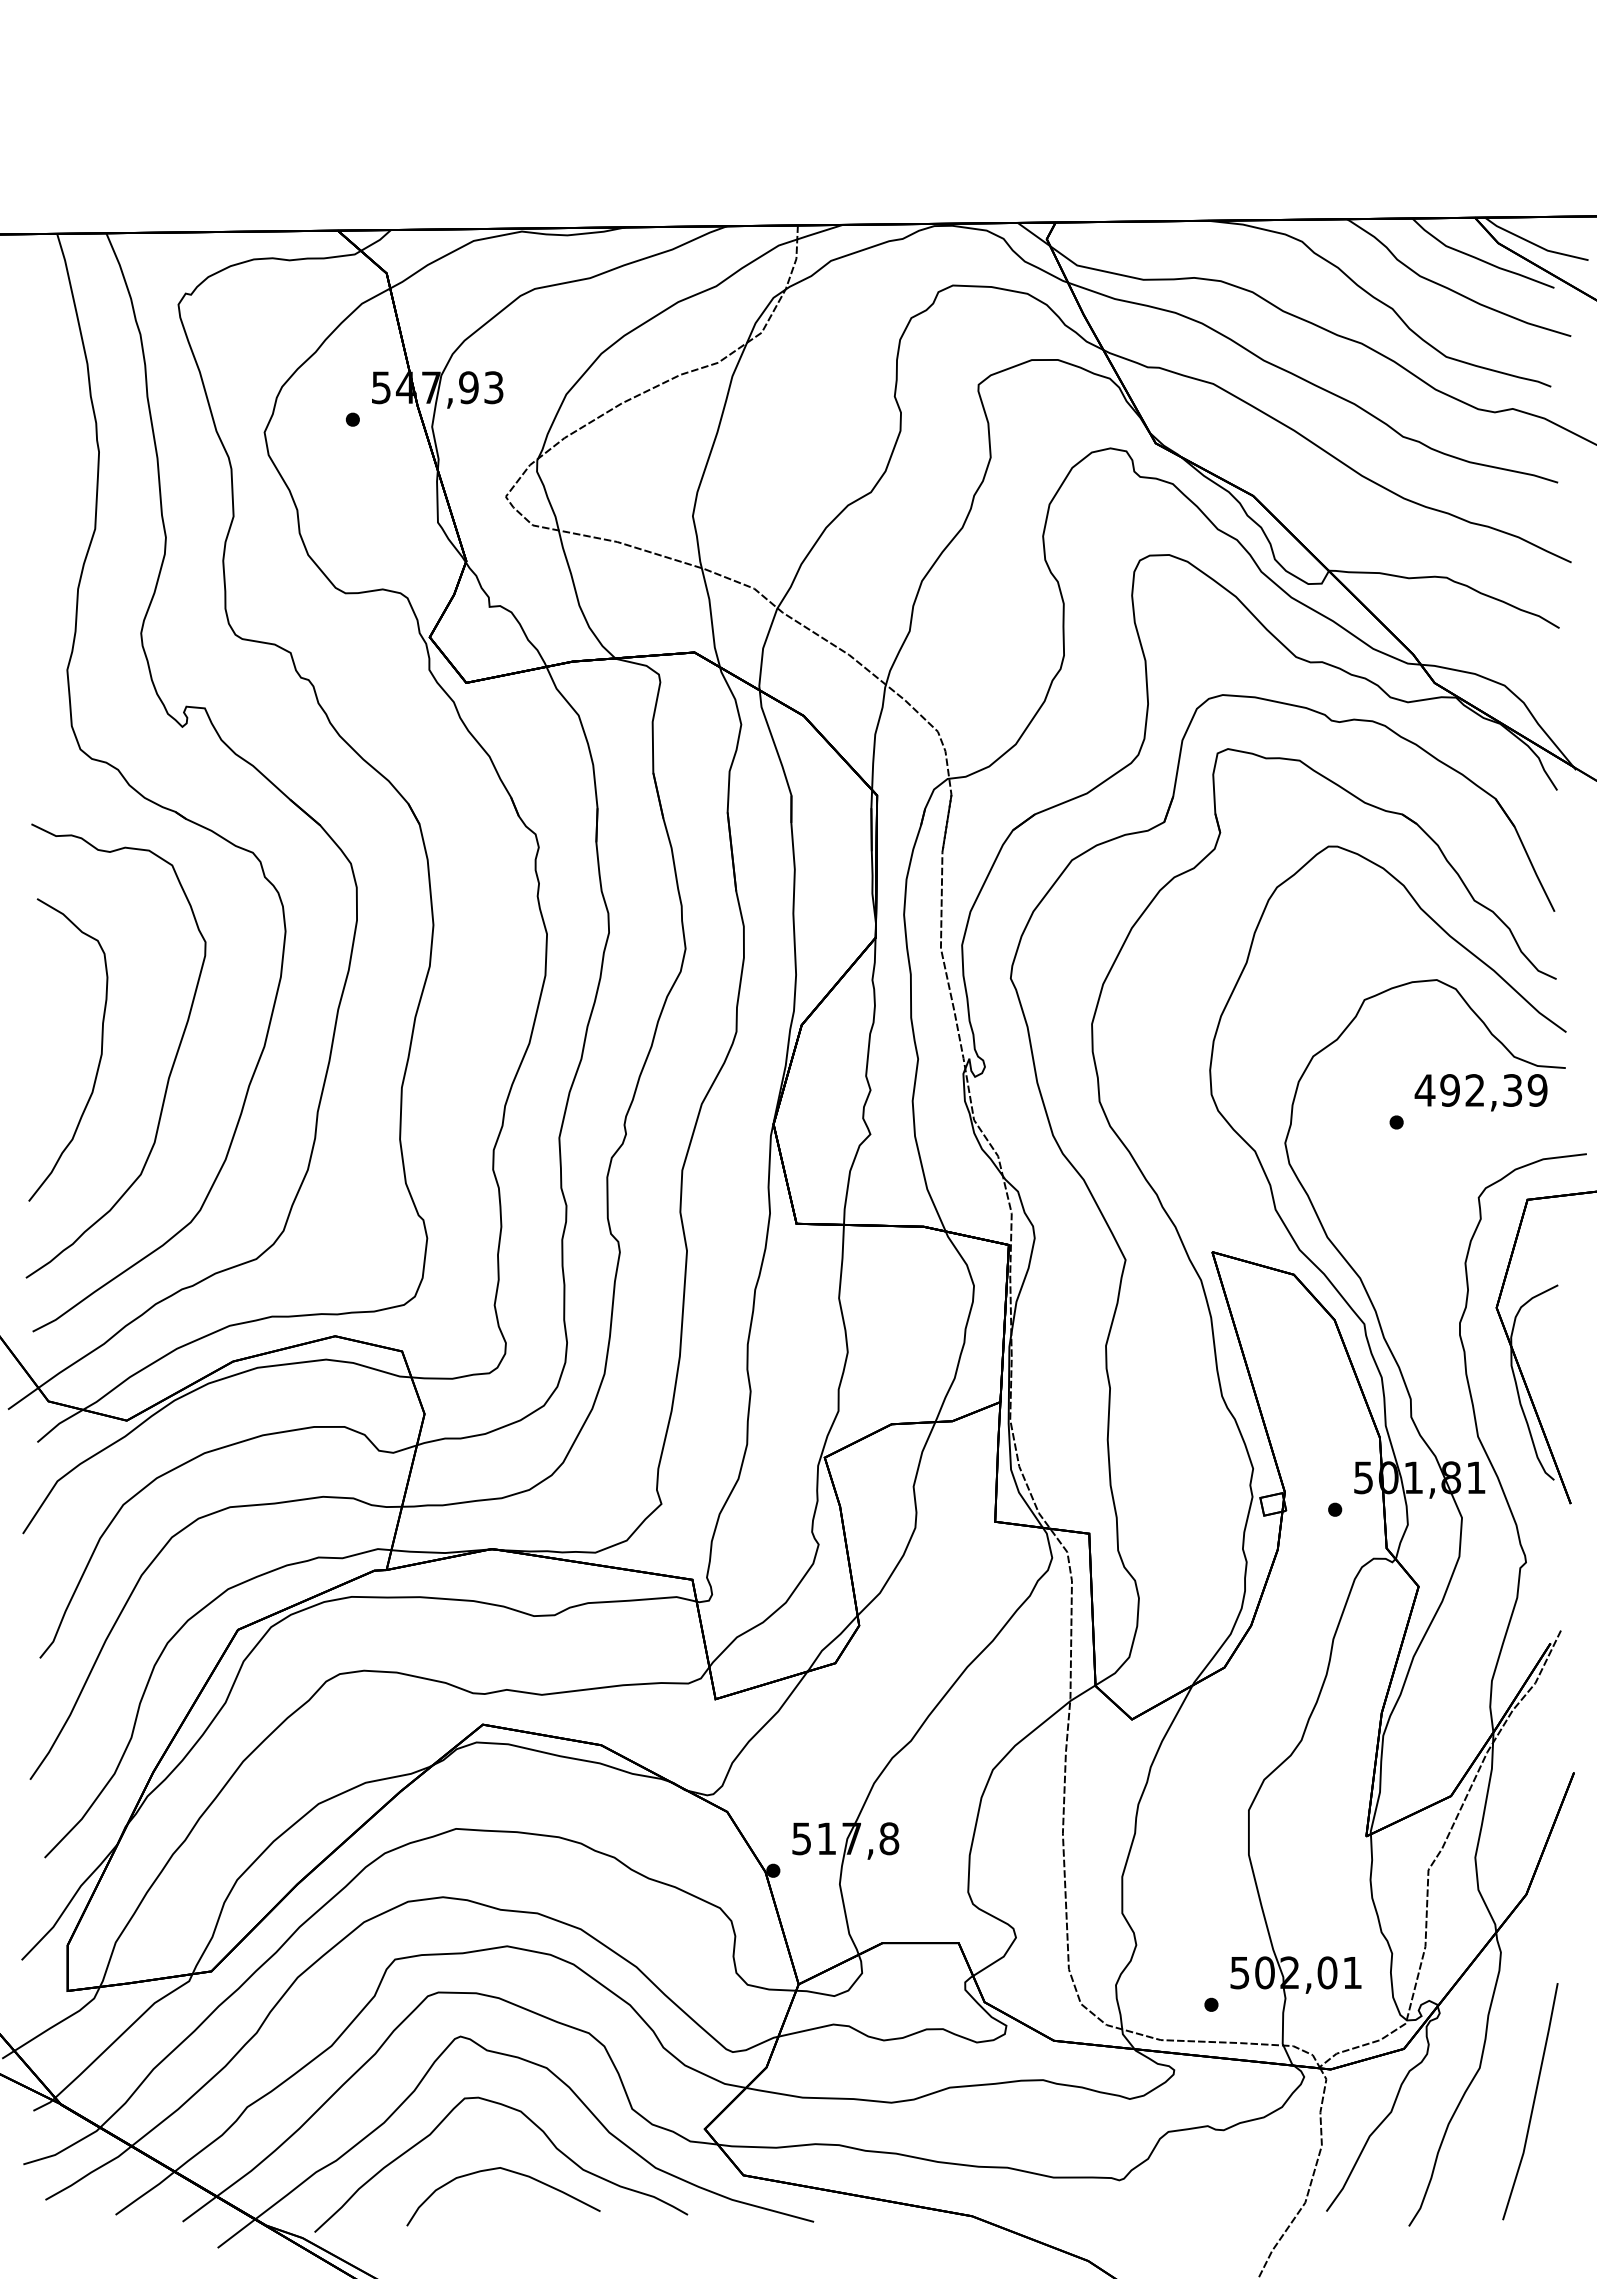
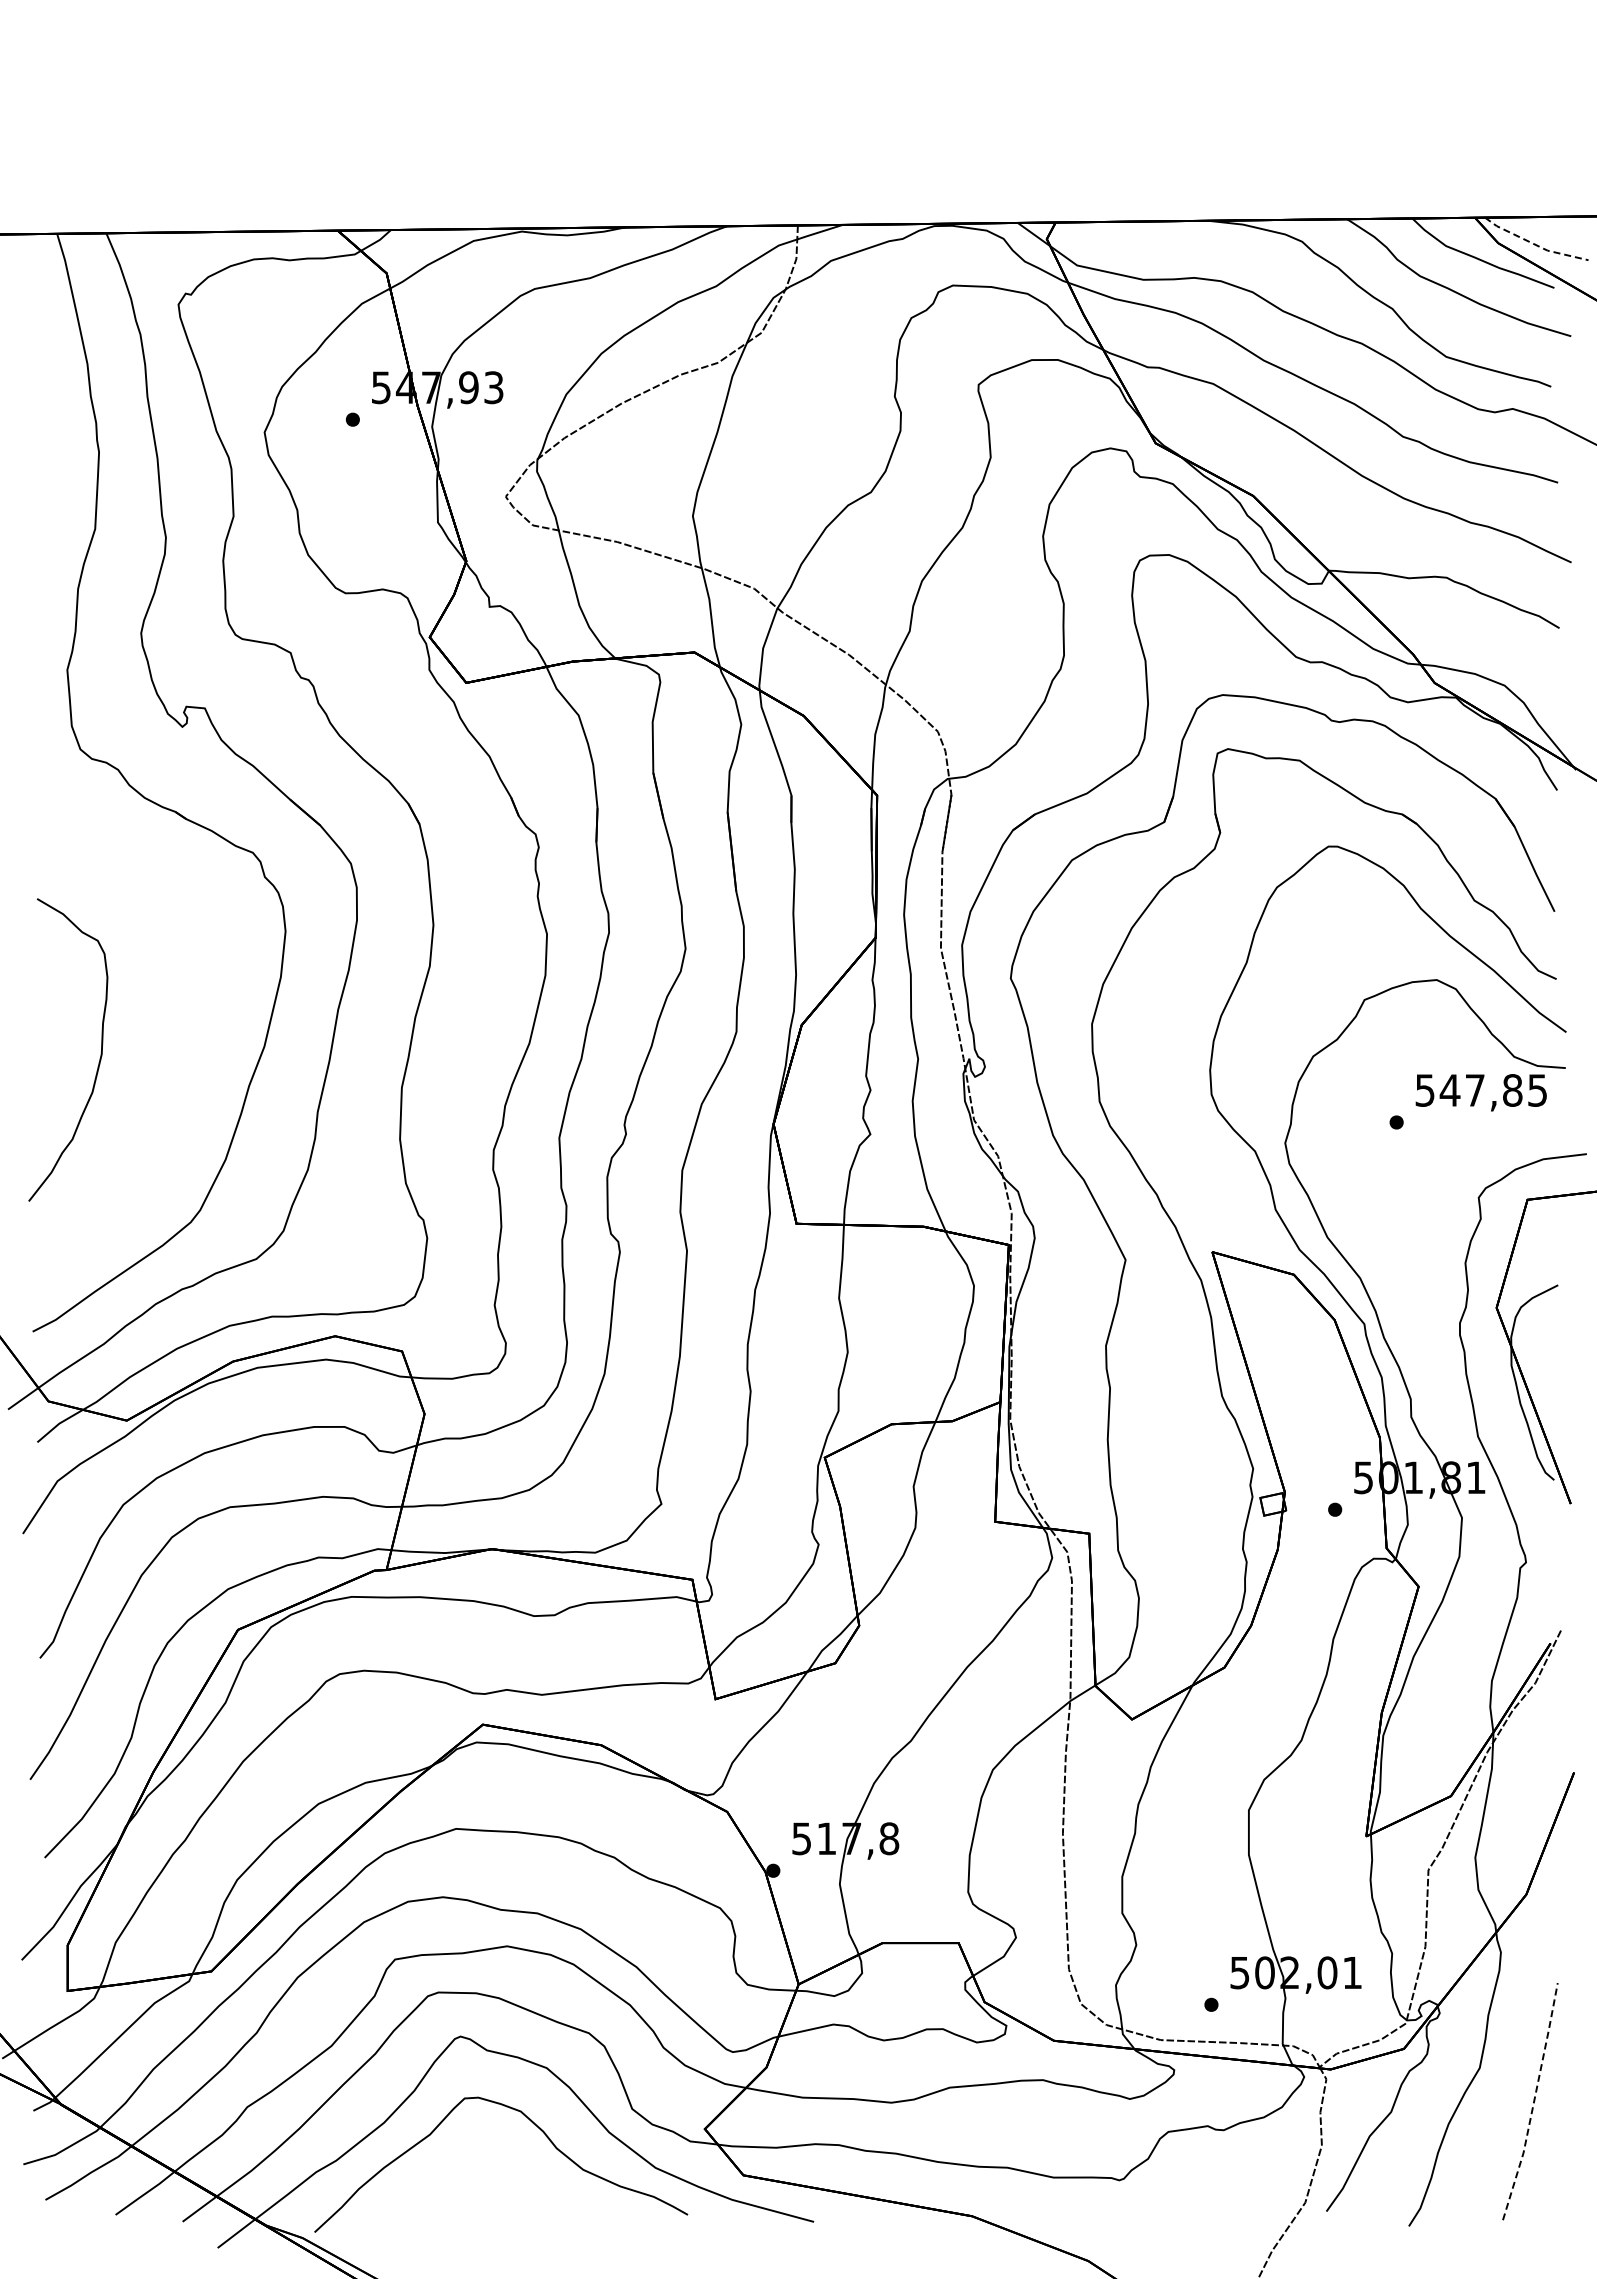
line: solid -> dashed (1534, 244)
curve: present -> none (170, 1069)
text: 492,39 -> 547,85 (1480, 1090)
line: solid -> dashed (1533, 2102)
curve: present -> none (511, 2172)
